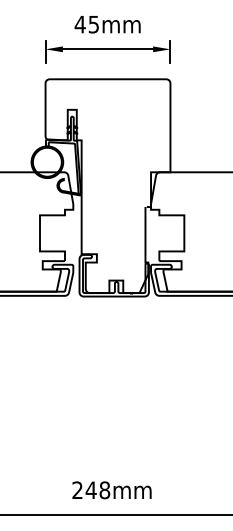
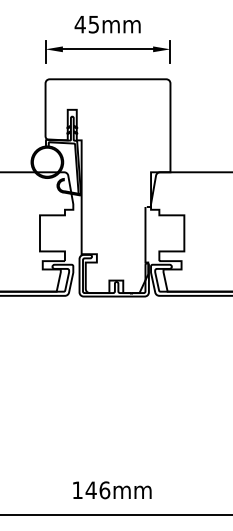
text: 248mm -> 146mm (91, 490)
